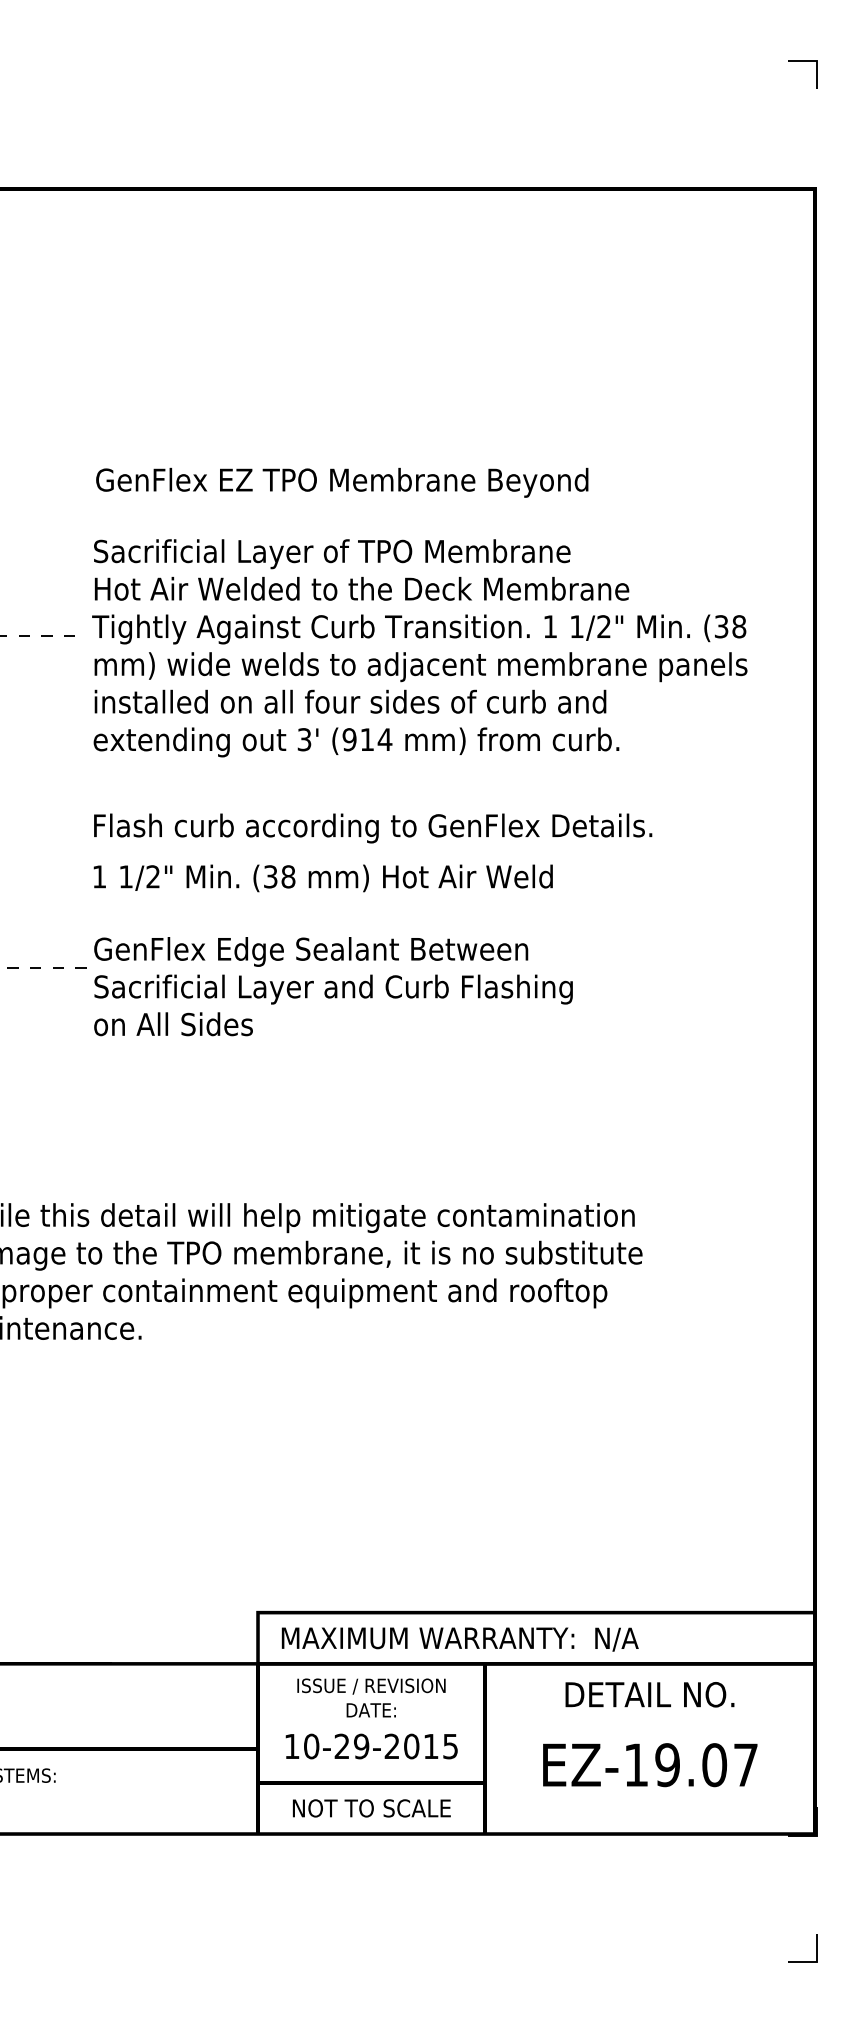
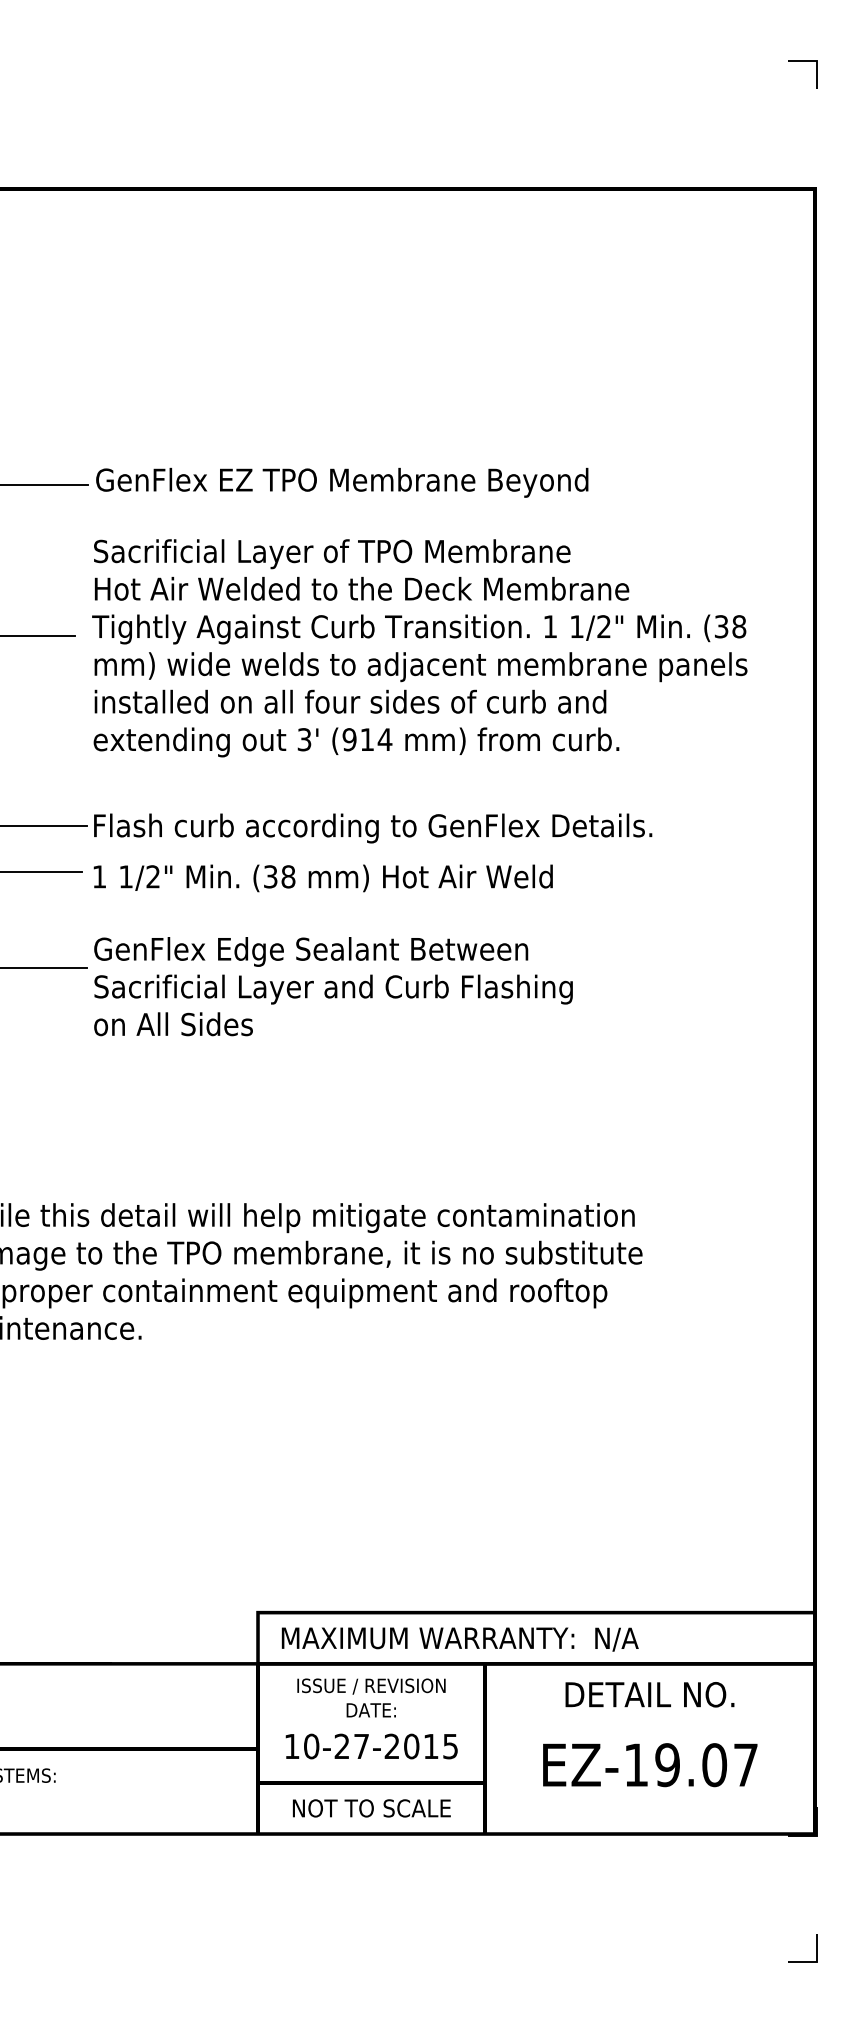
line: none -> present (44, 485)
line: dashed -> solid (37, 636)
line: none -> present (44, 825)
line: none -> present (42, 872)
line: dashed -> solid (43, 968)
text: 10-29-2015 -> 10-27-2015 (361, 1746)
